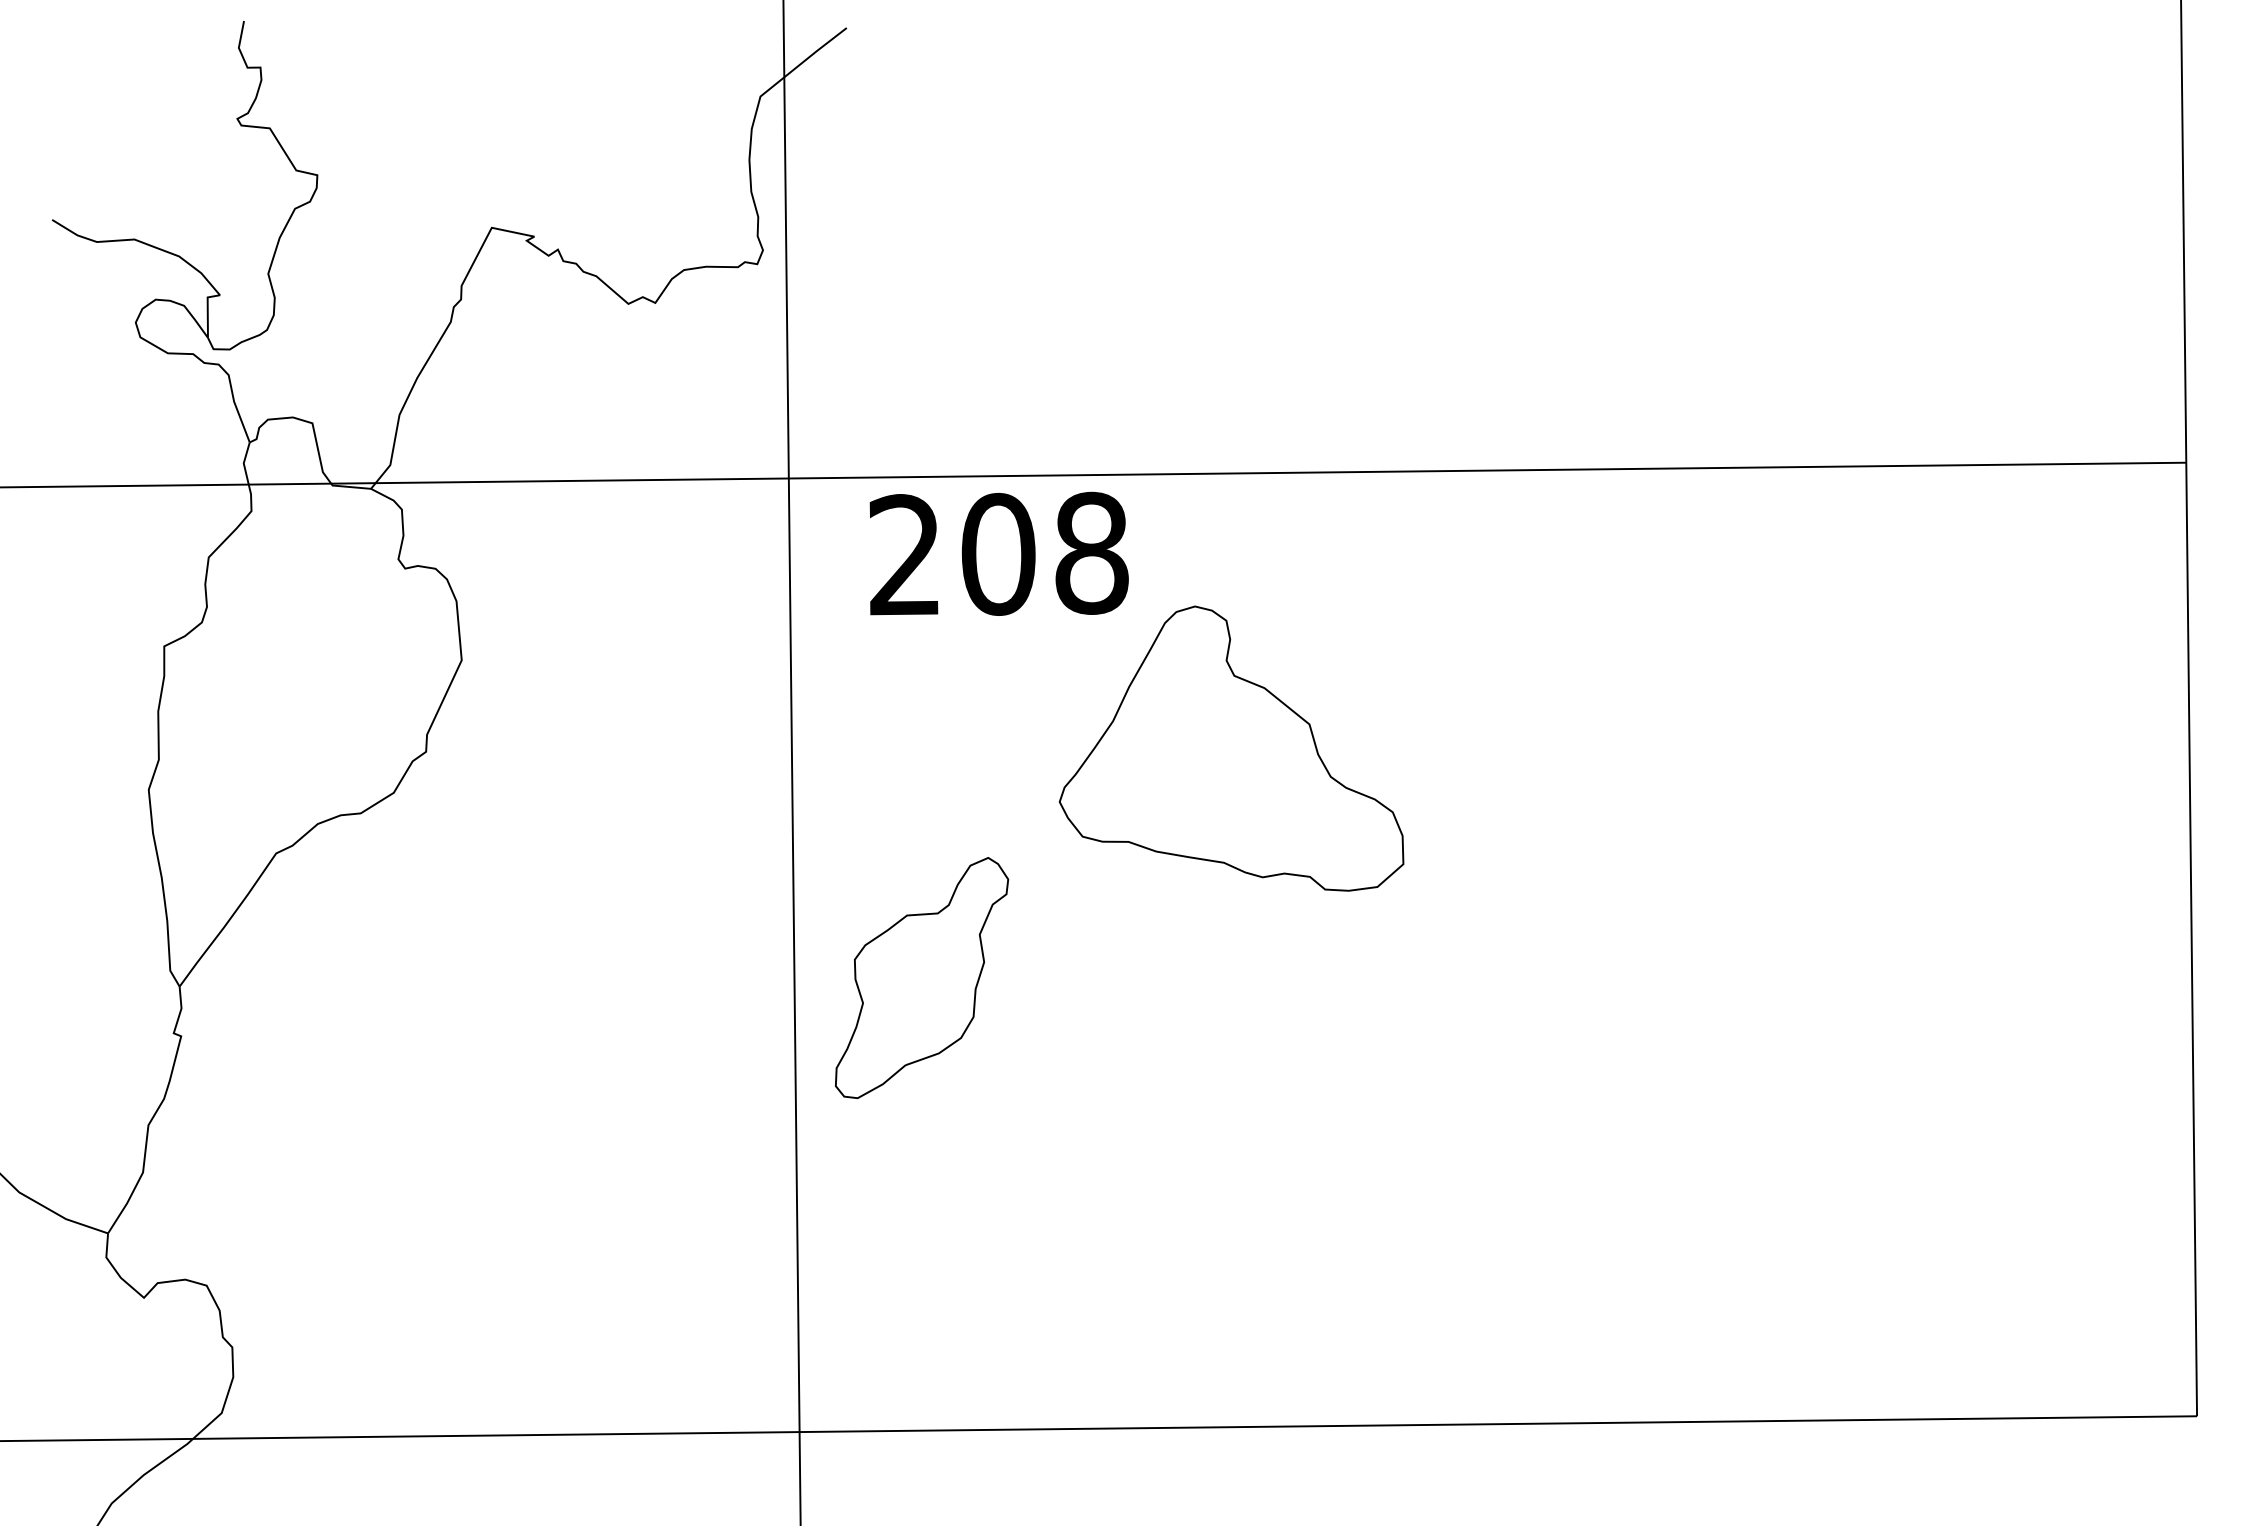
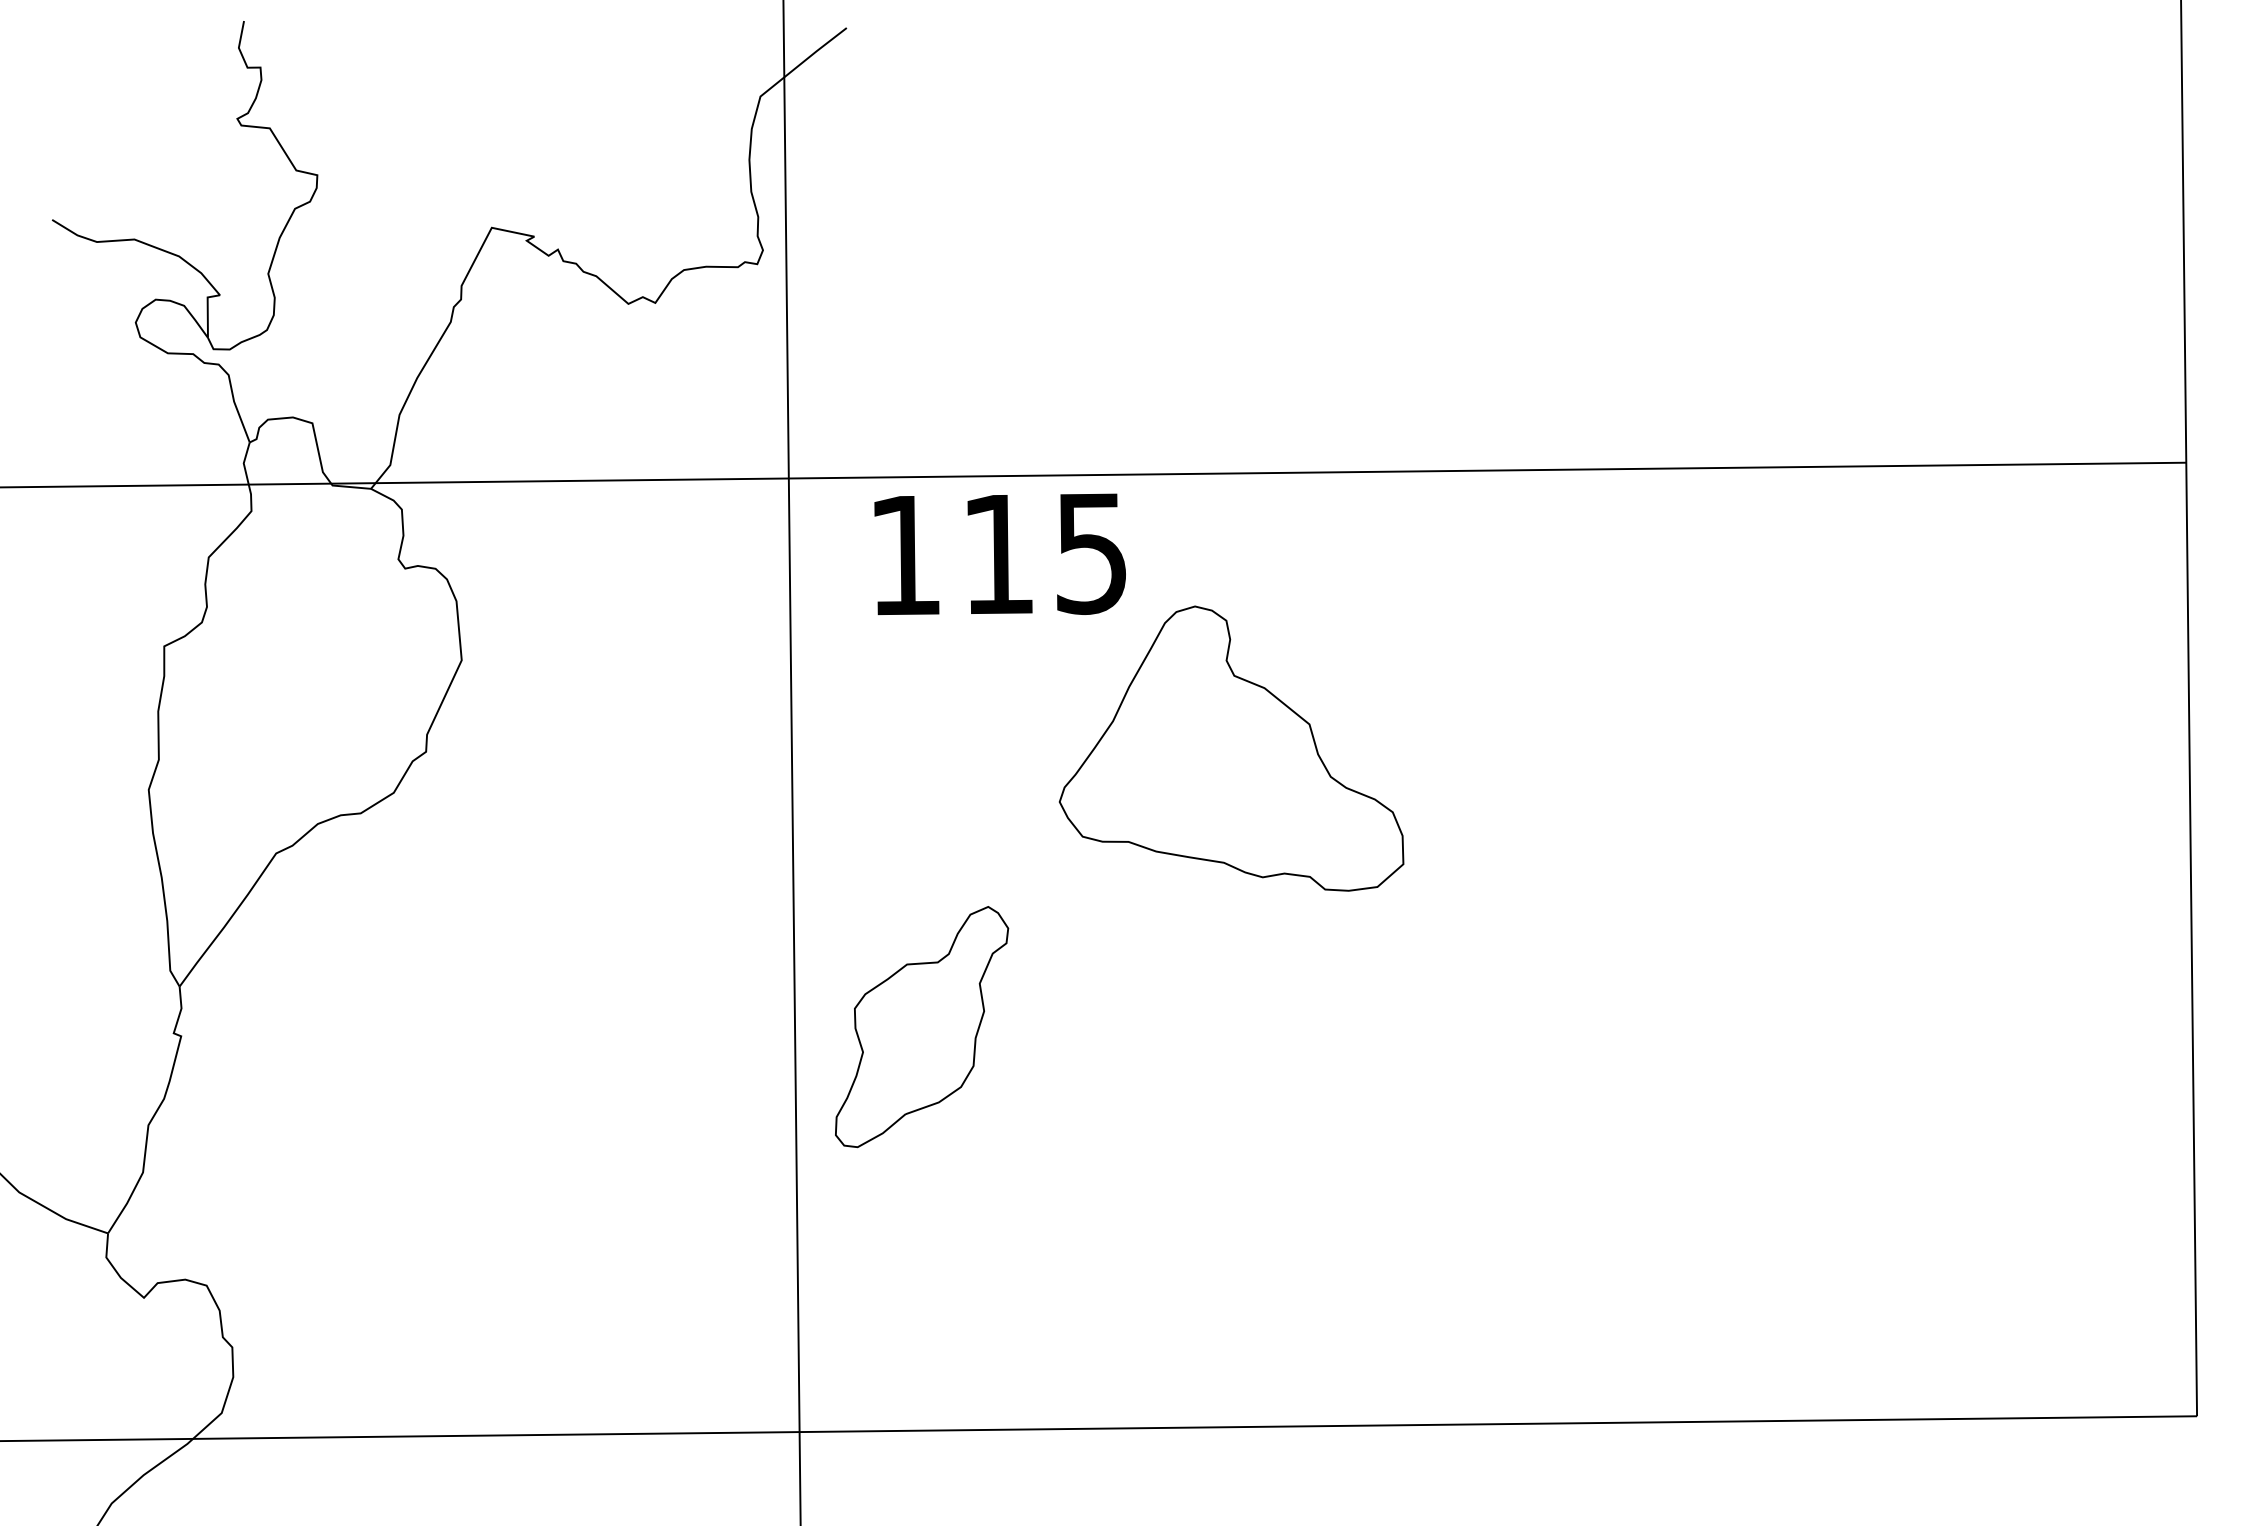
text: 208 -> 115 (998, 553)
part position: (922, 978) -> (922, 1027) (922, 1027)
